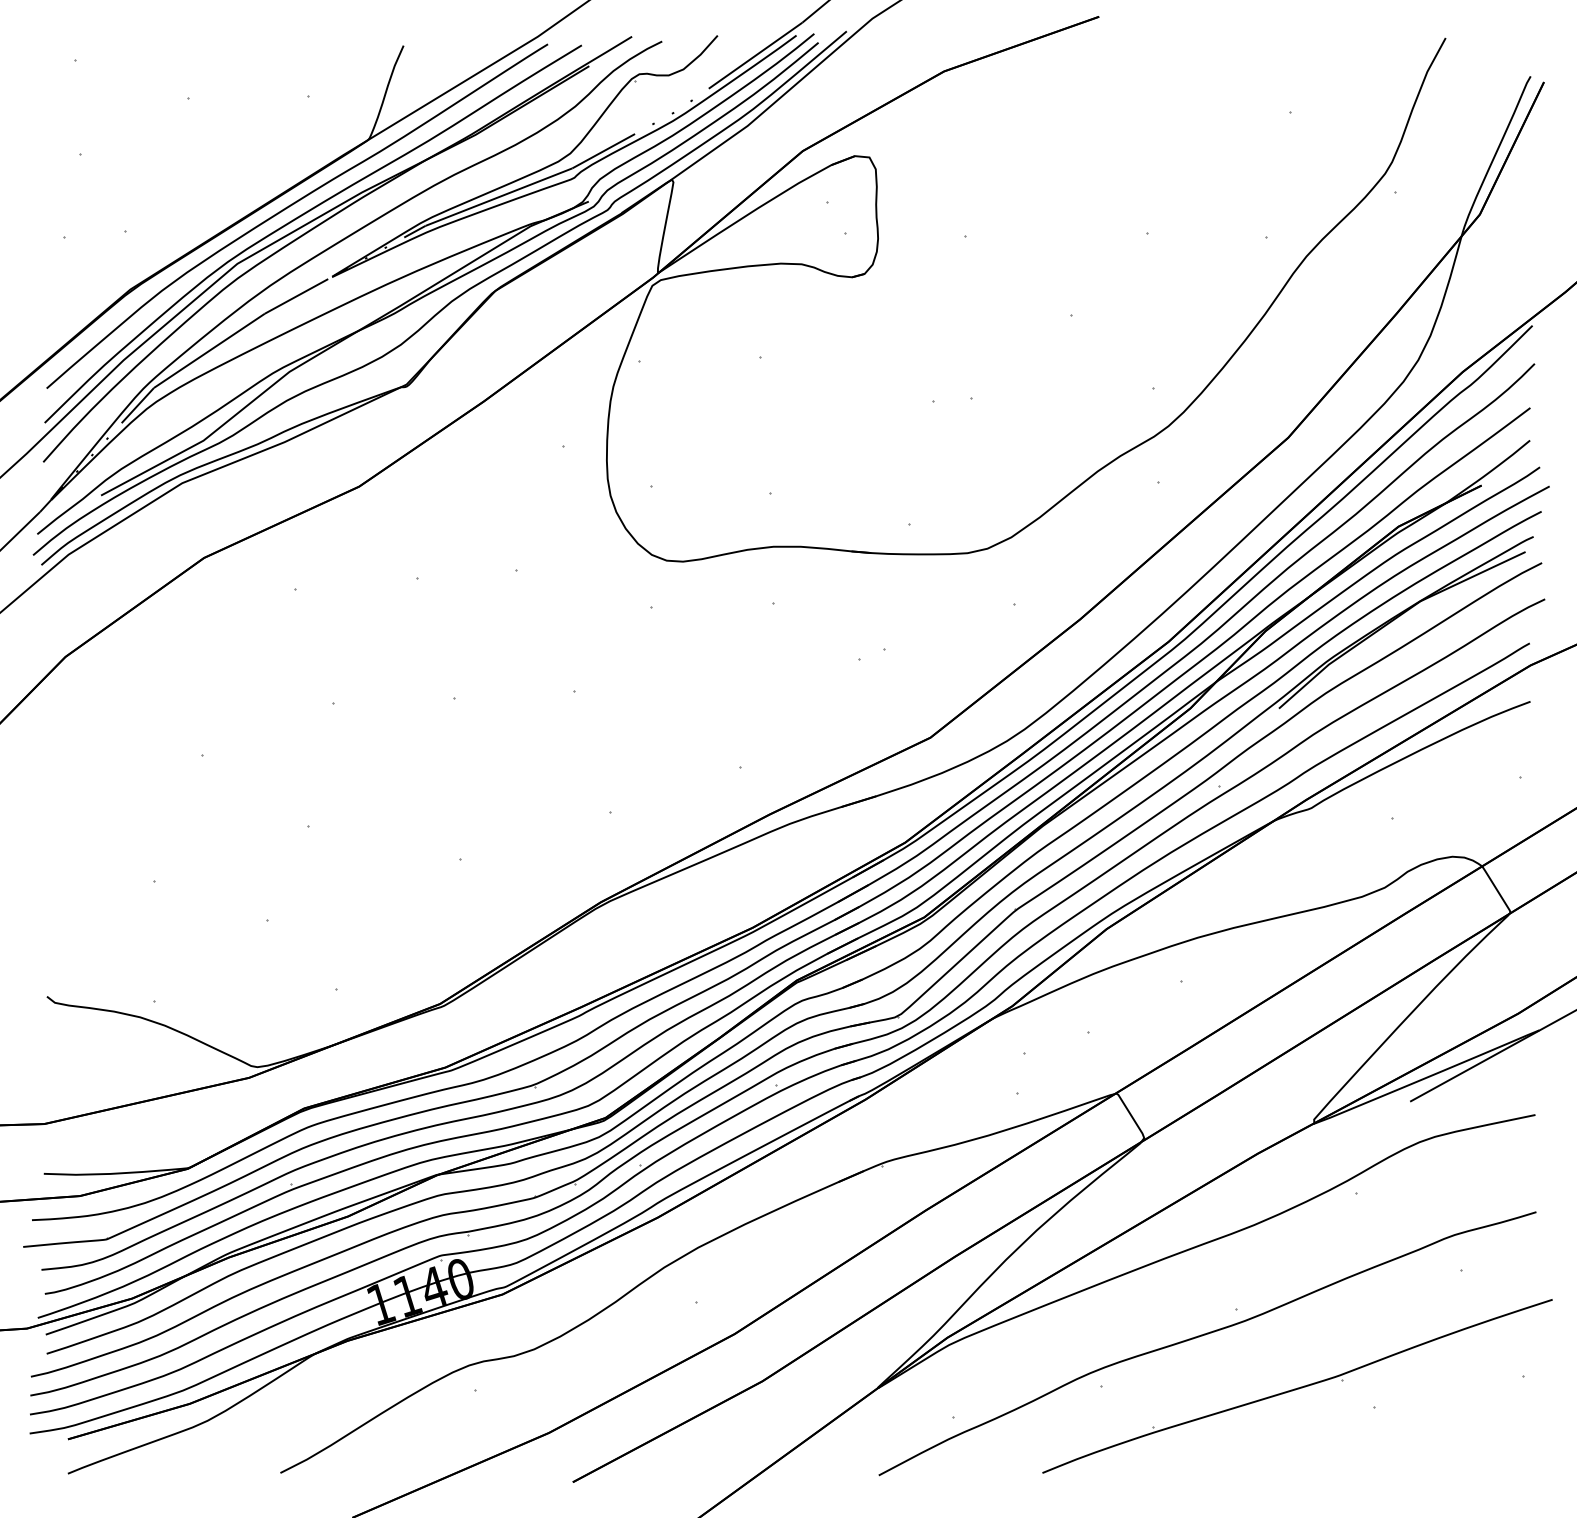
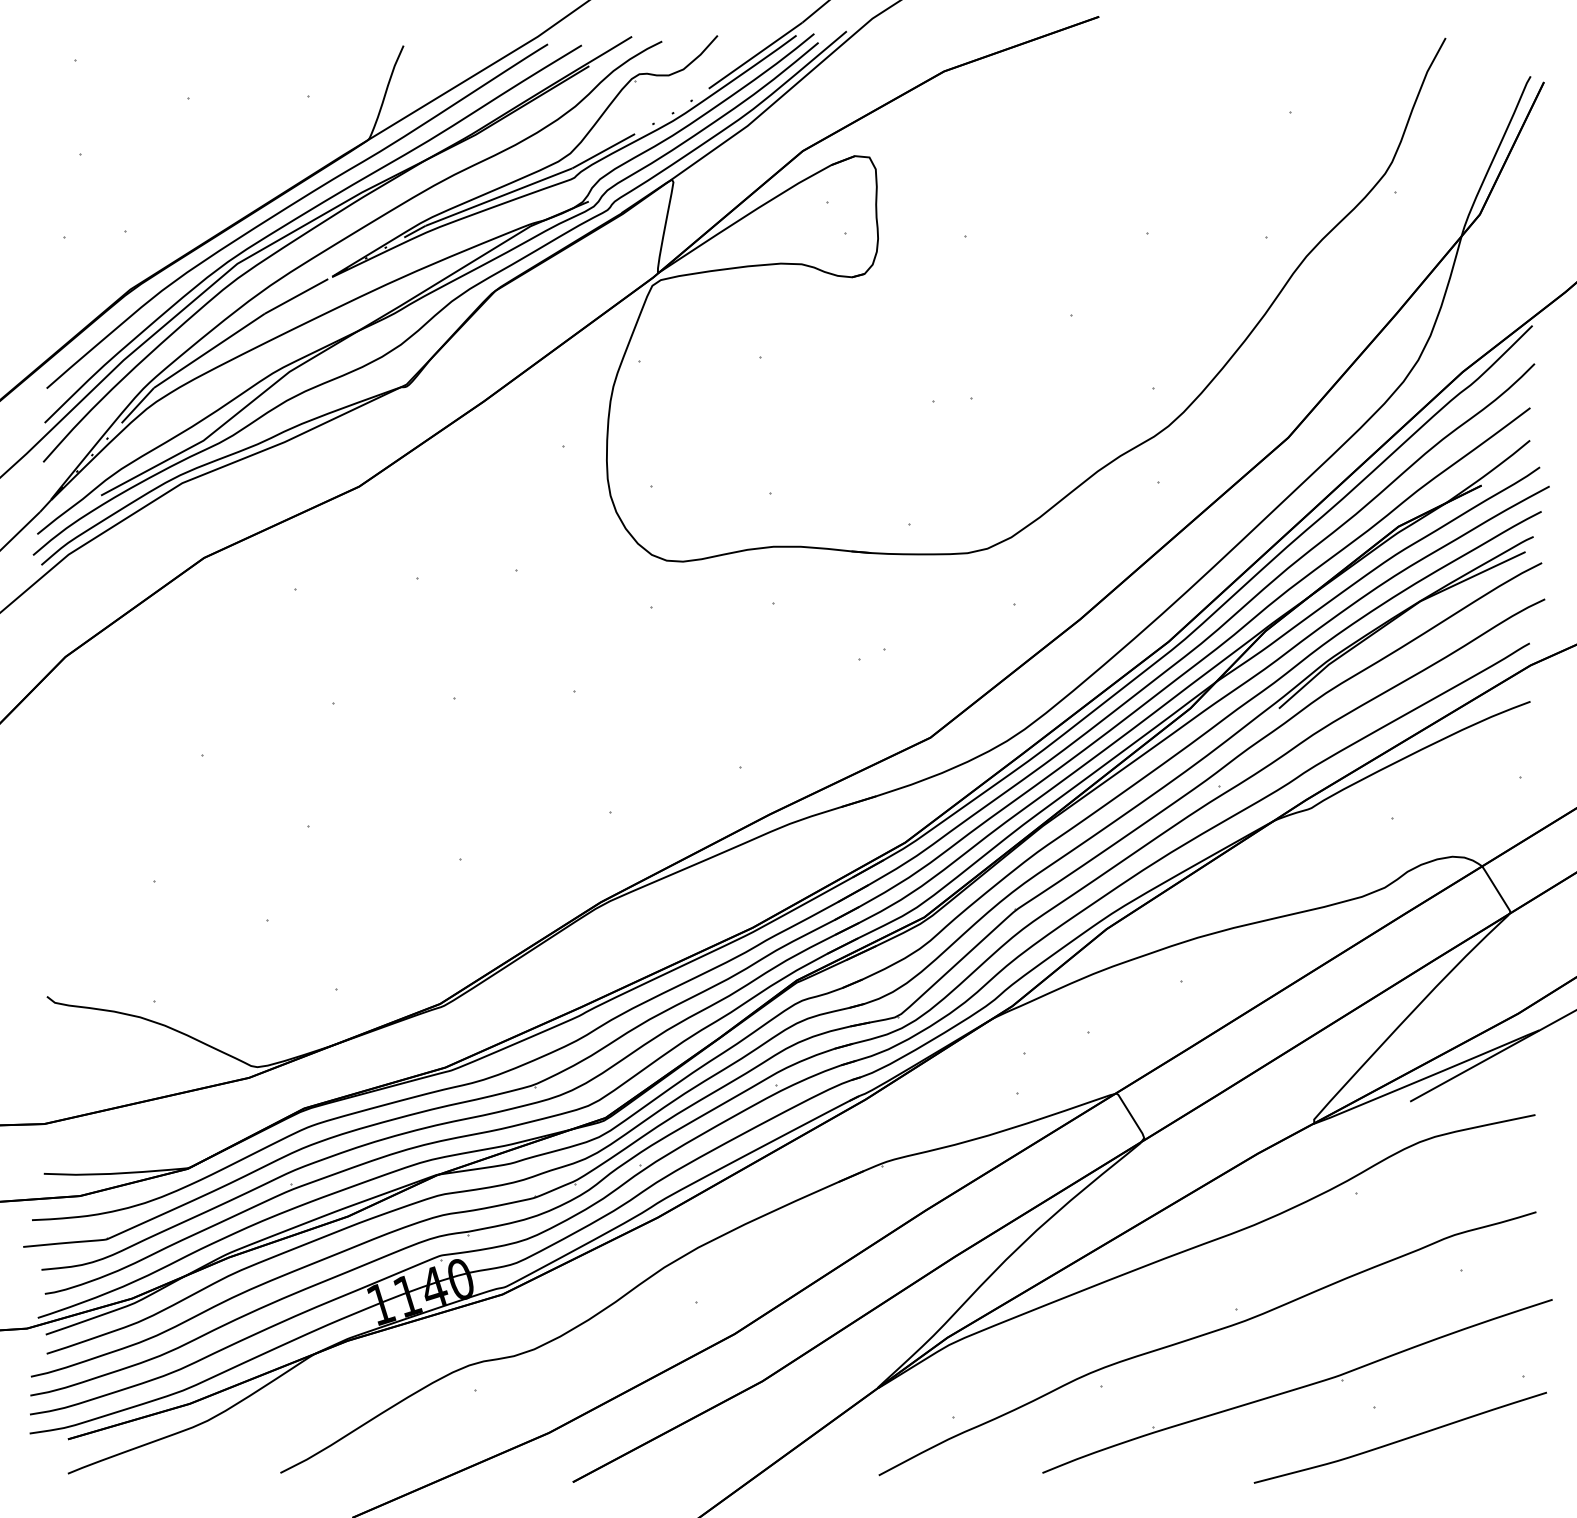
curve: none -> present (1400, 1439)
